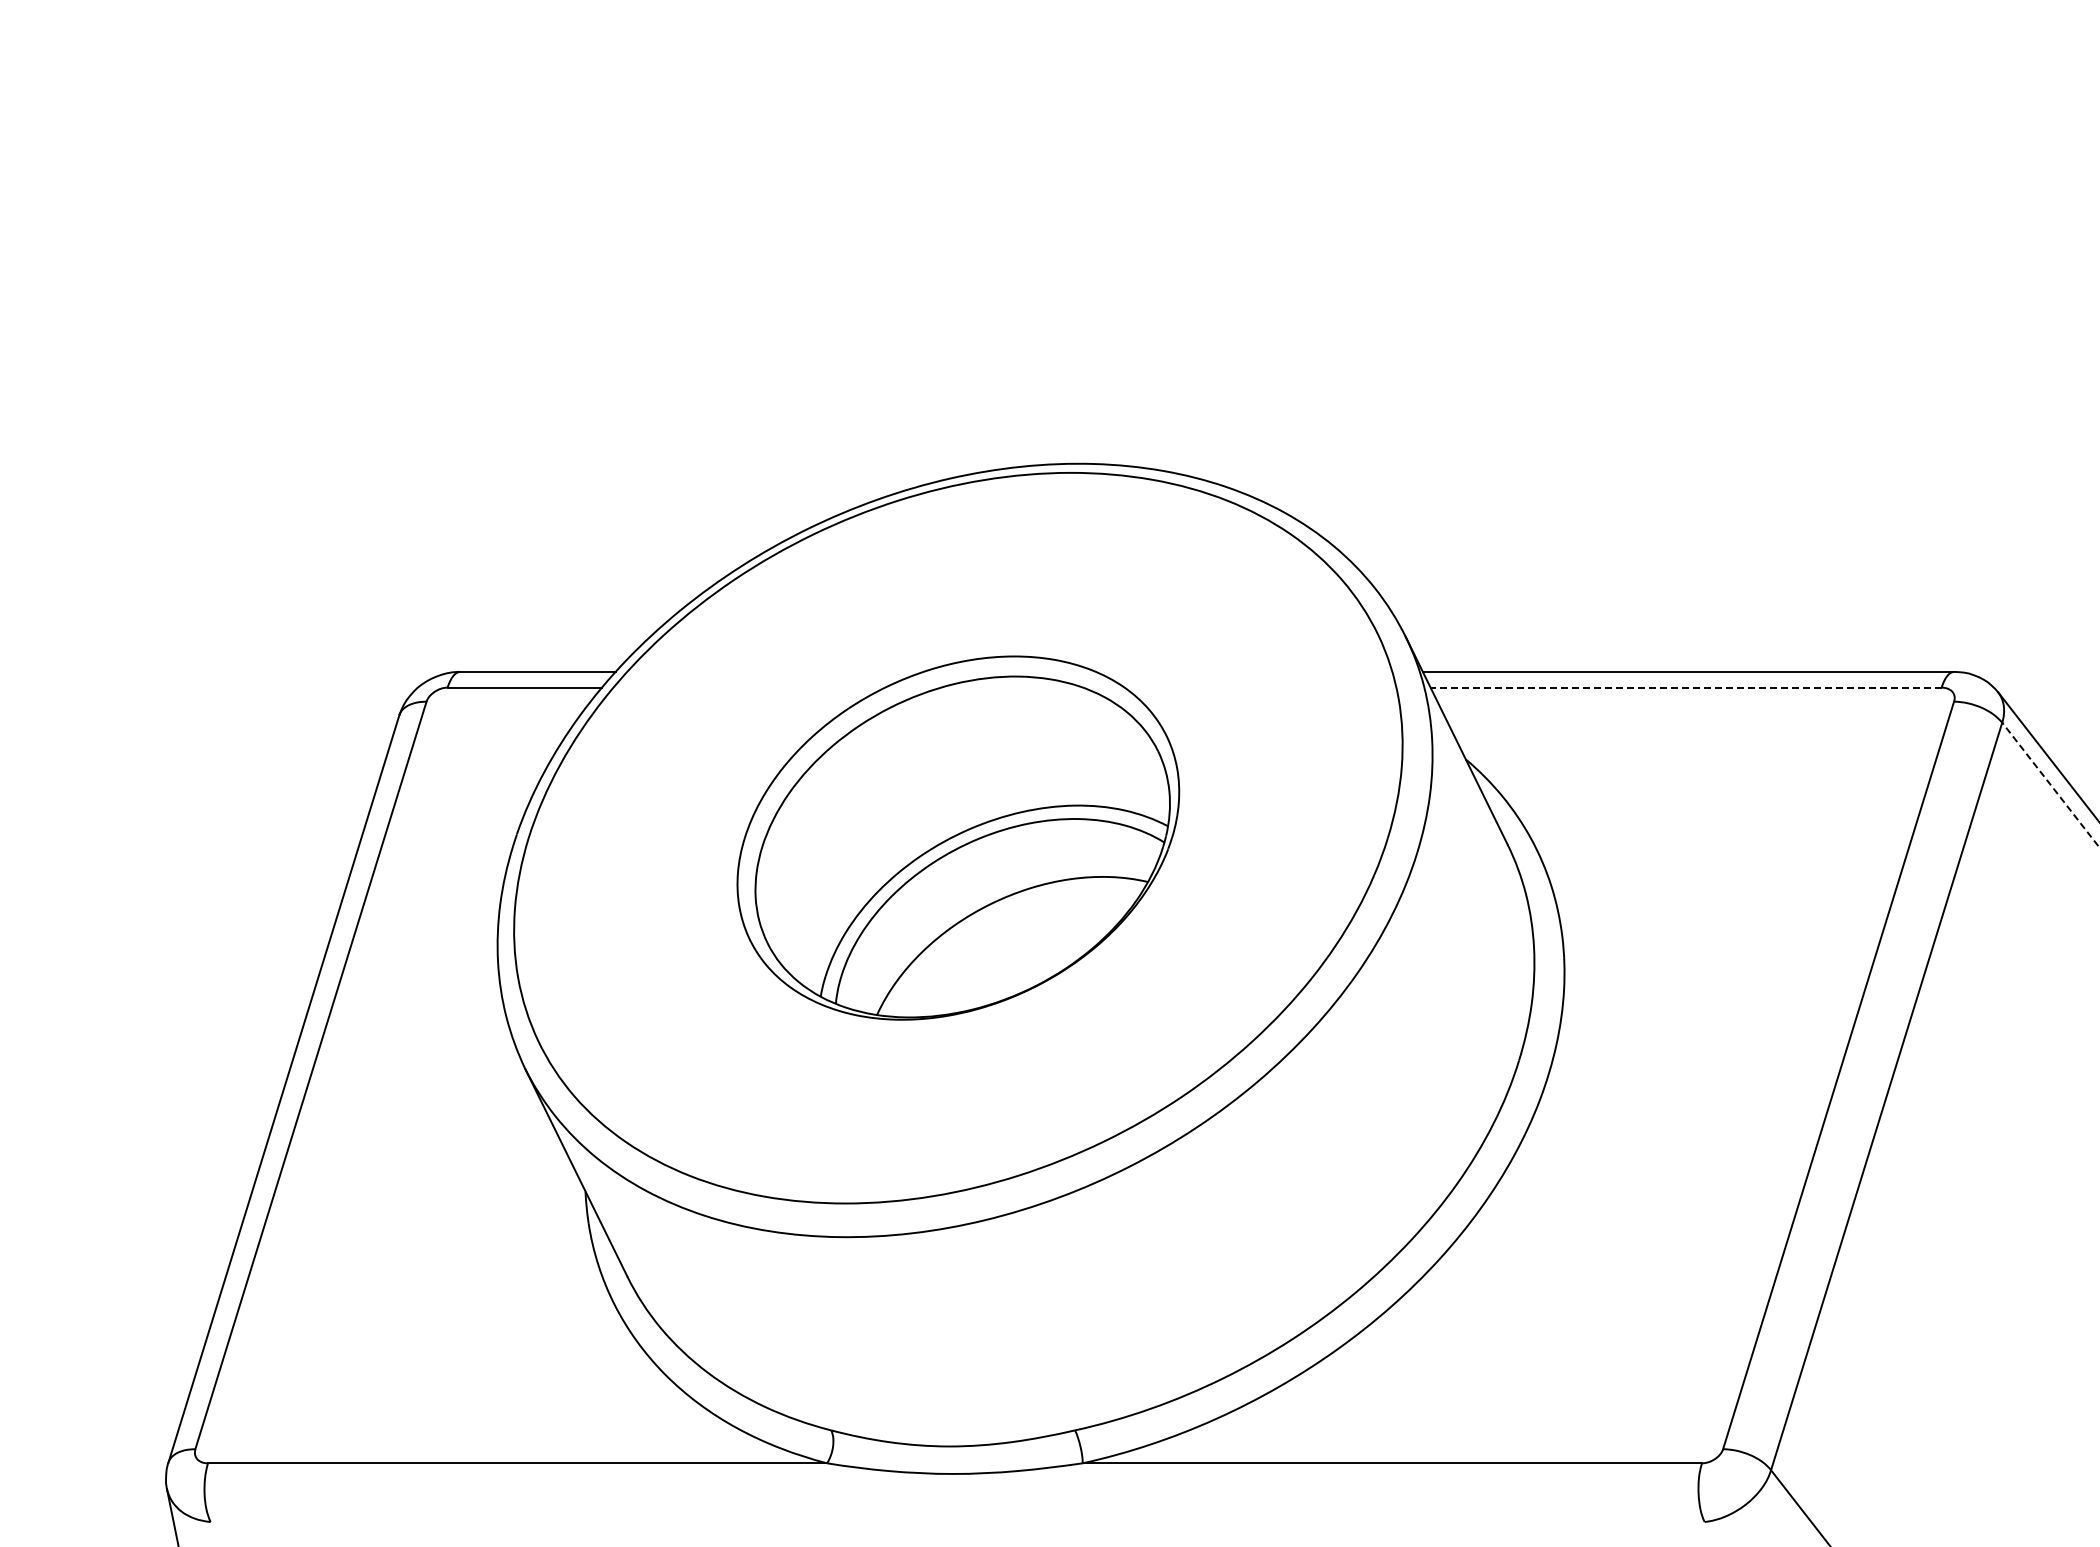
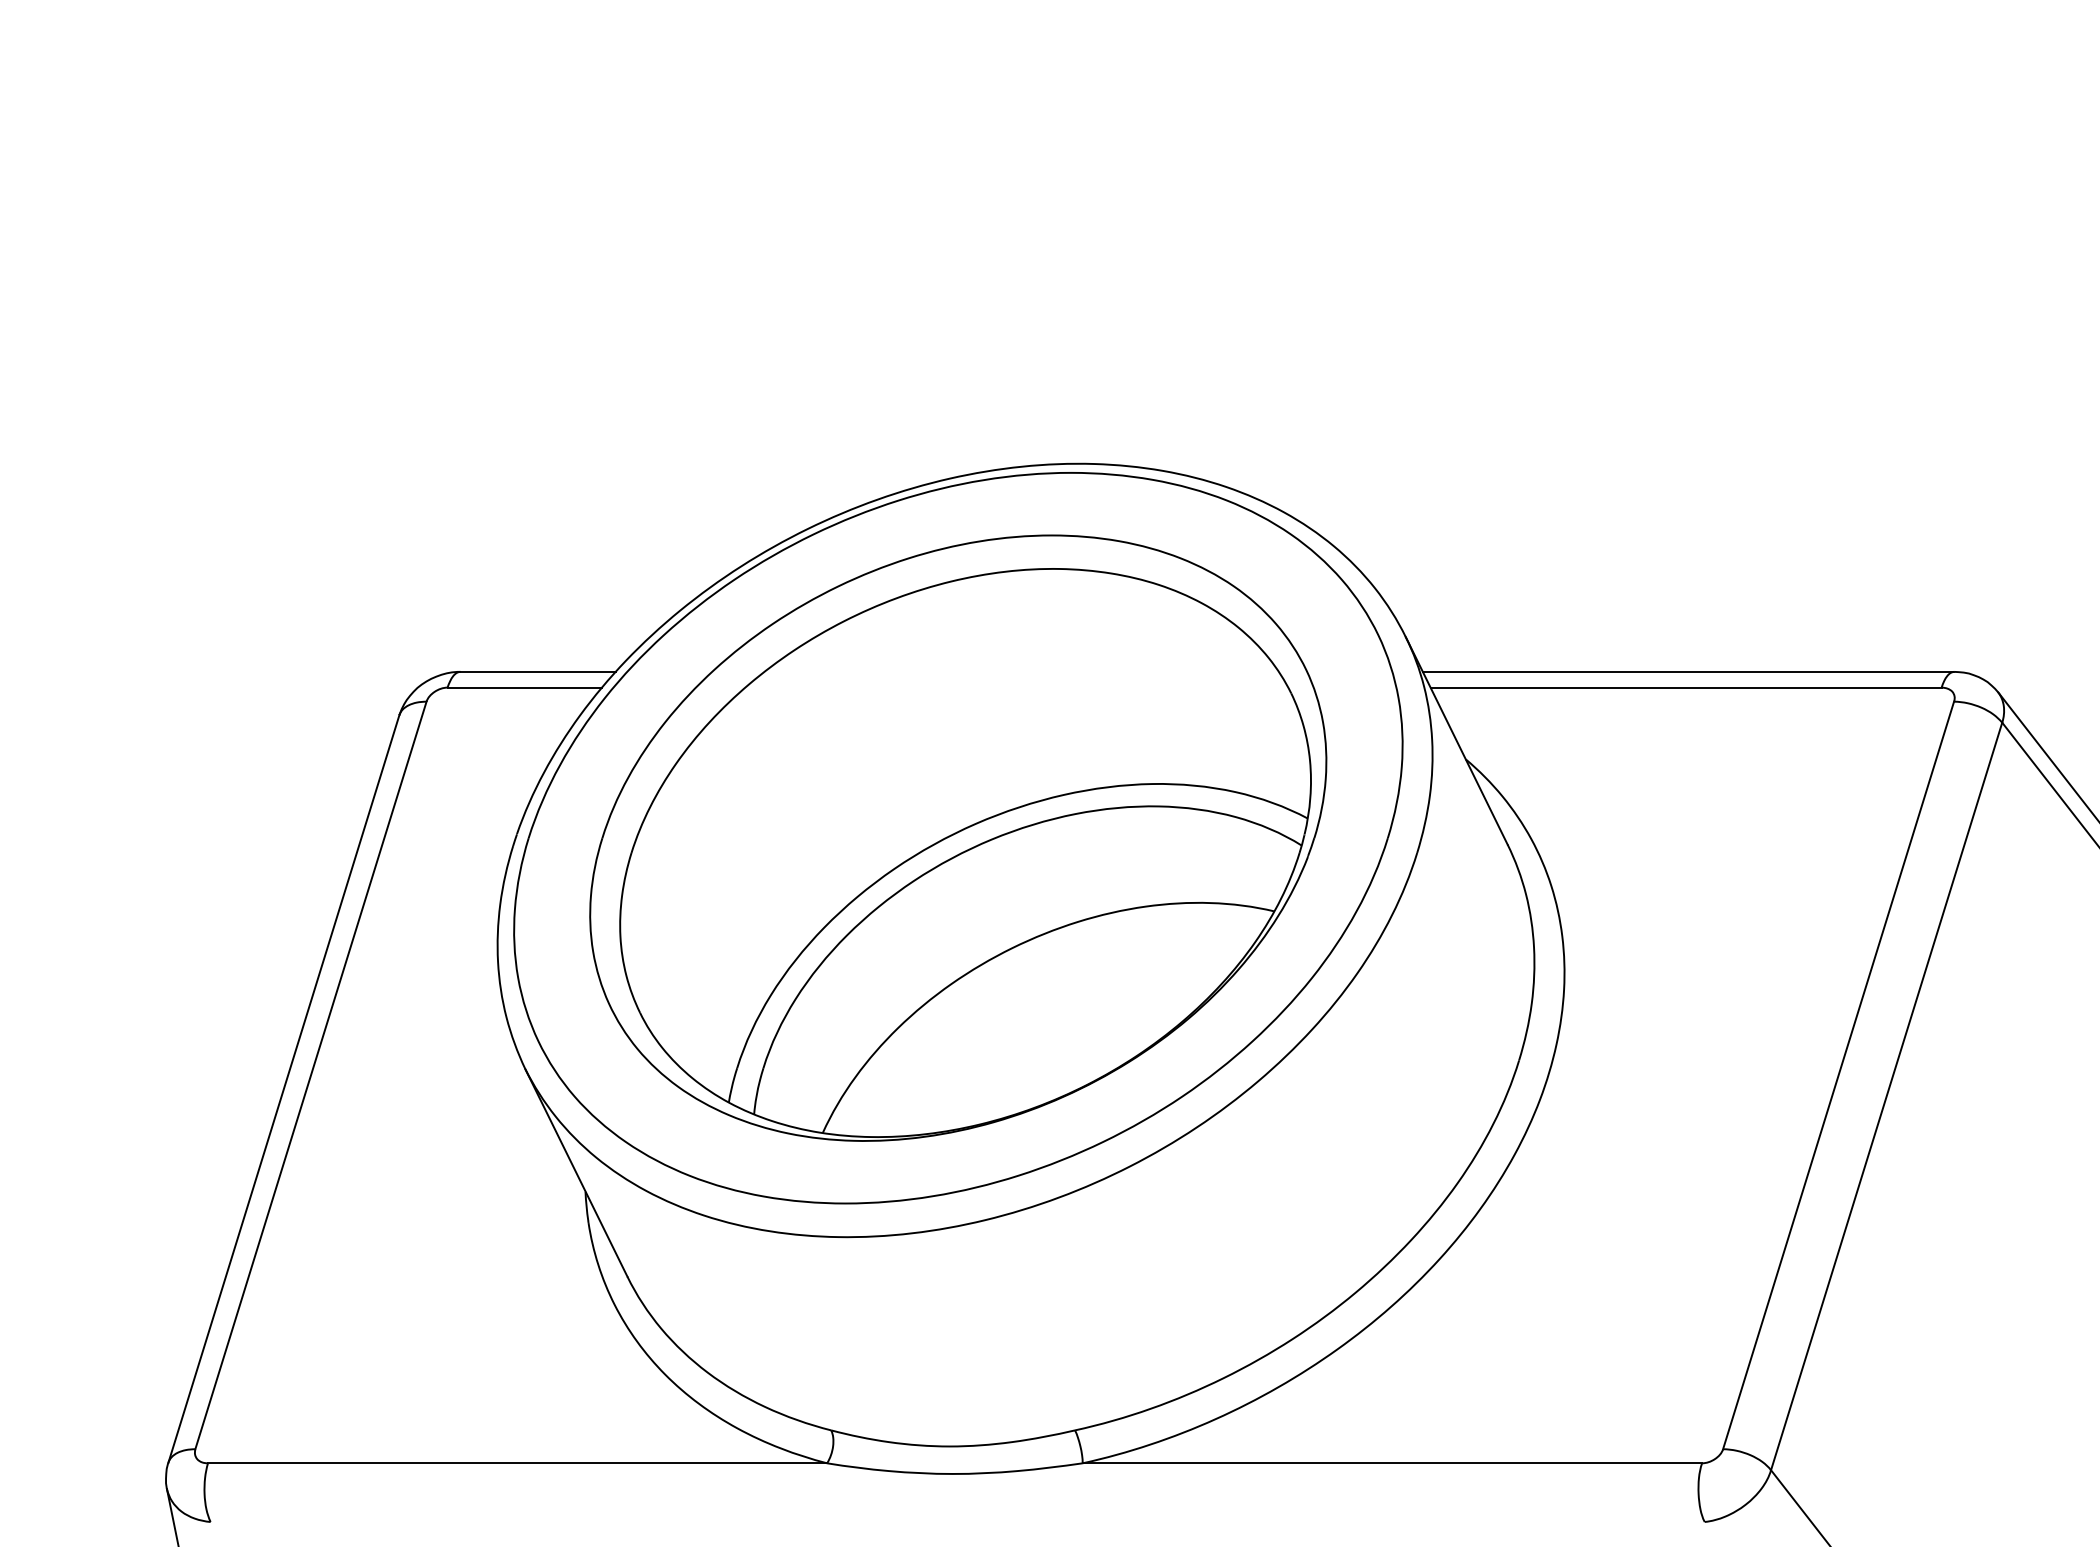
line: dashed -> solid (1686, 687)
line: dashed -> solid (2050, 784)
part size: 445x366 px -> 739x608 px (958, 837)
